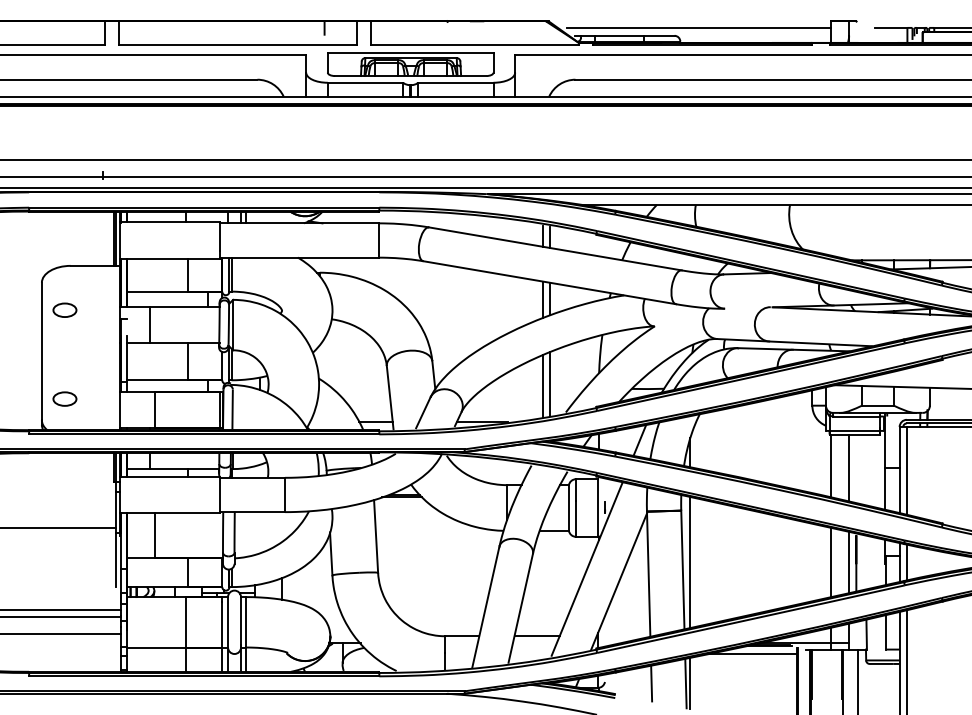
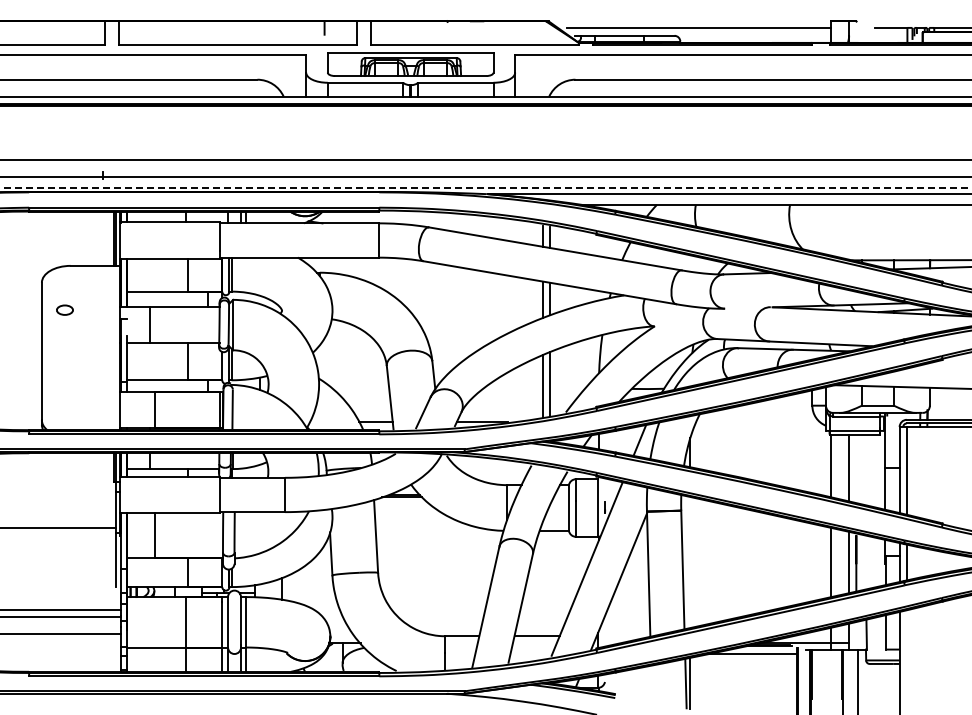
line: solid -> dashed (486, 187)
part size: 26x16 px -> 18x12 px (64, 309)
part: present -> none (64, 398)
line: present -> none (690, 562)
line: present -> none (906, 660)
line: present -> none (651, 683)
